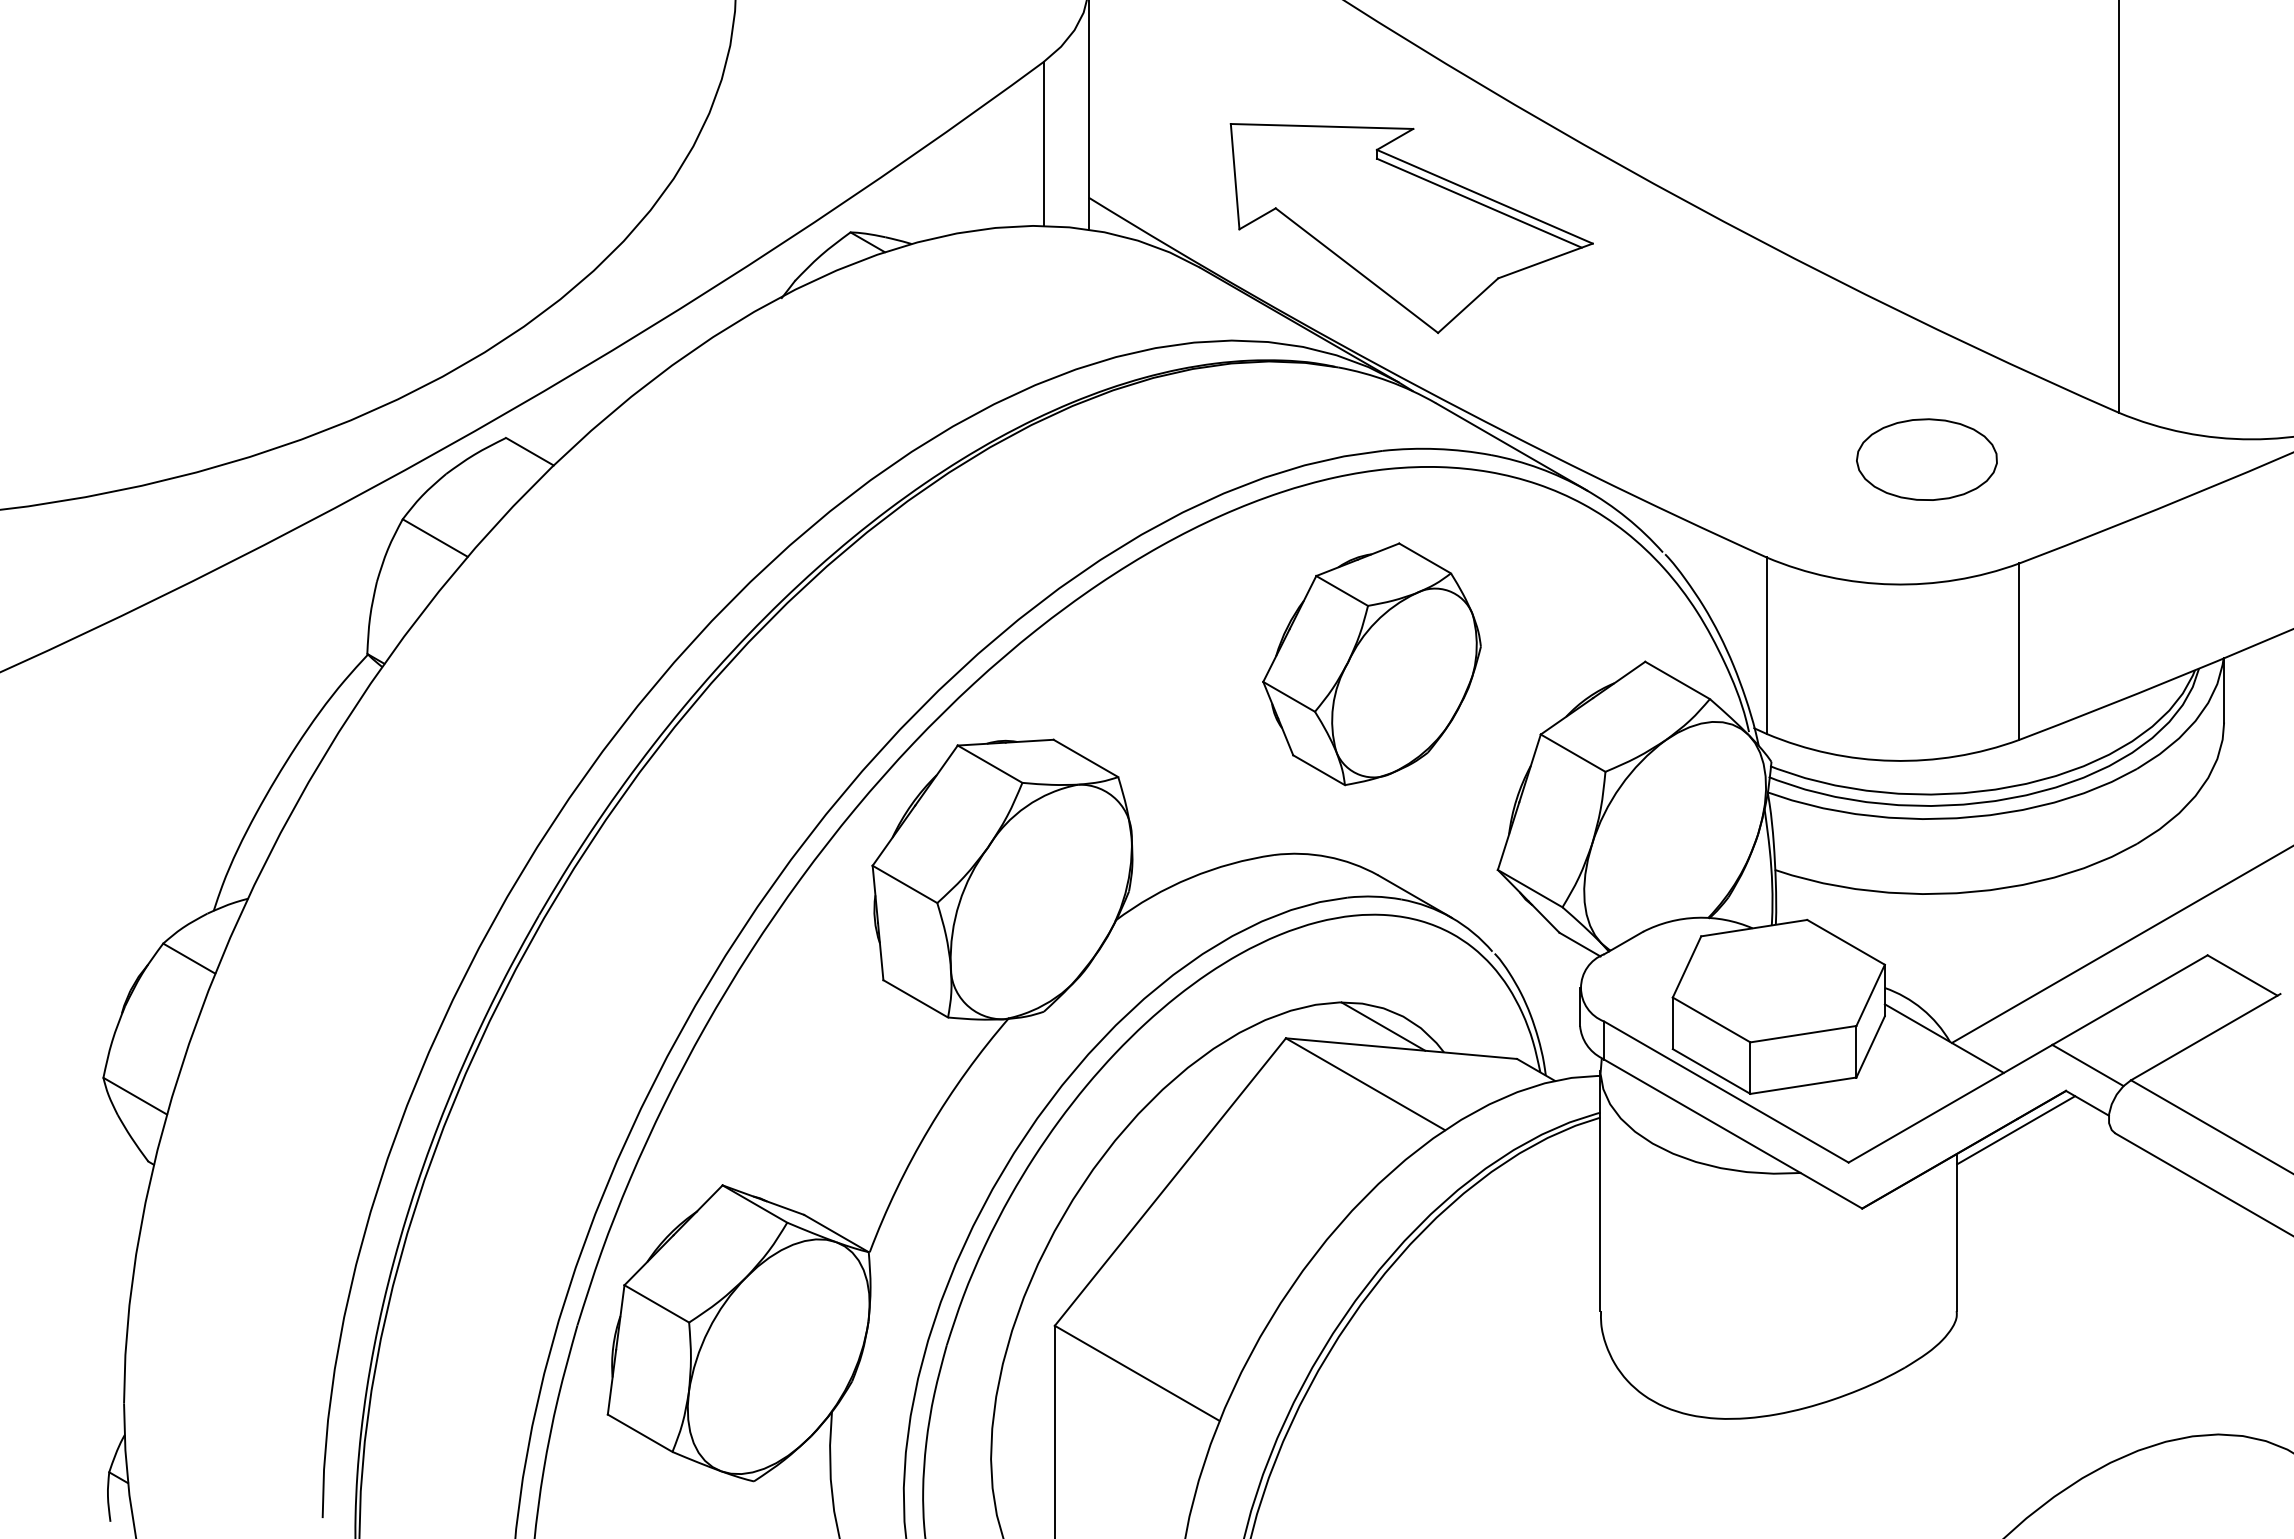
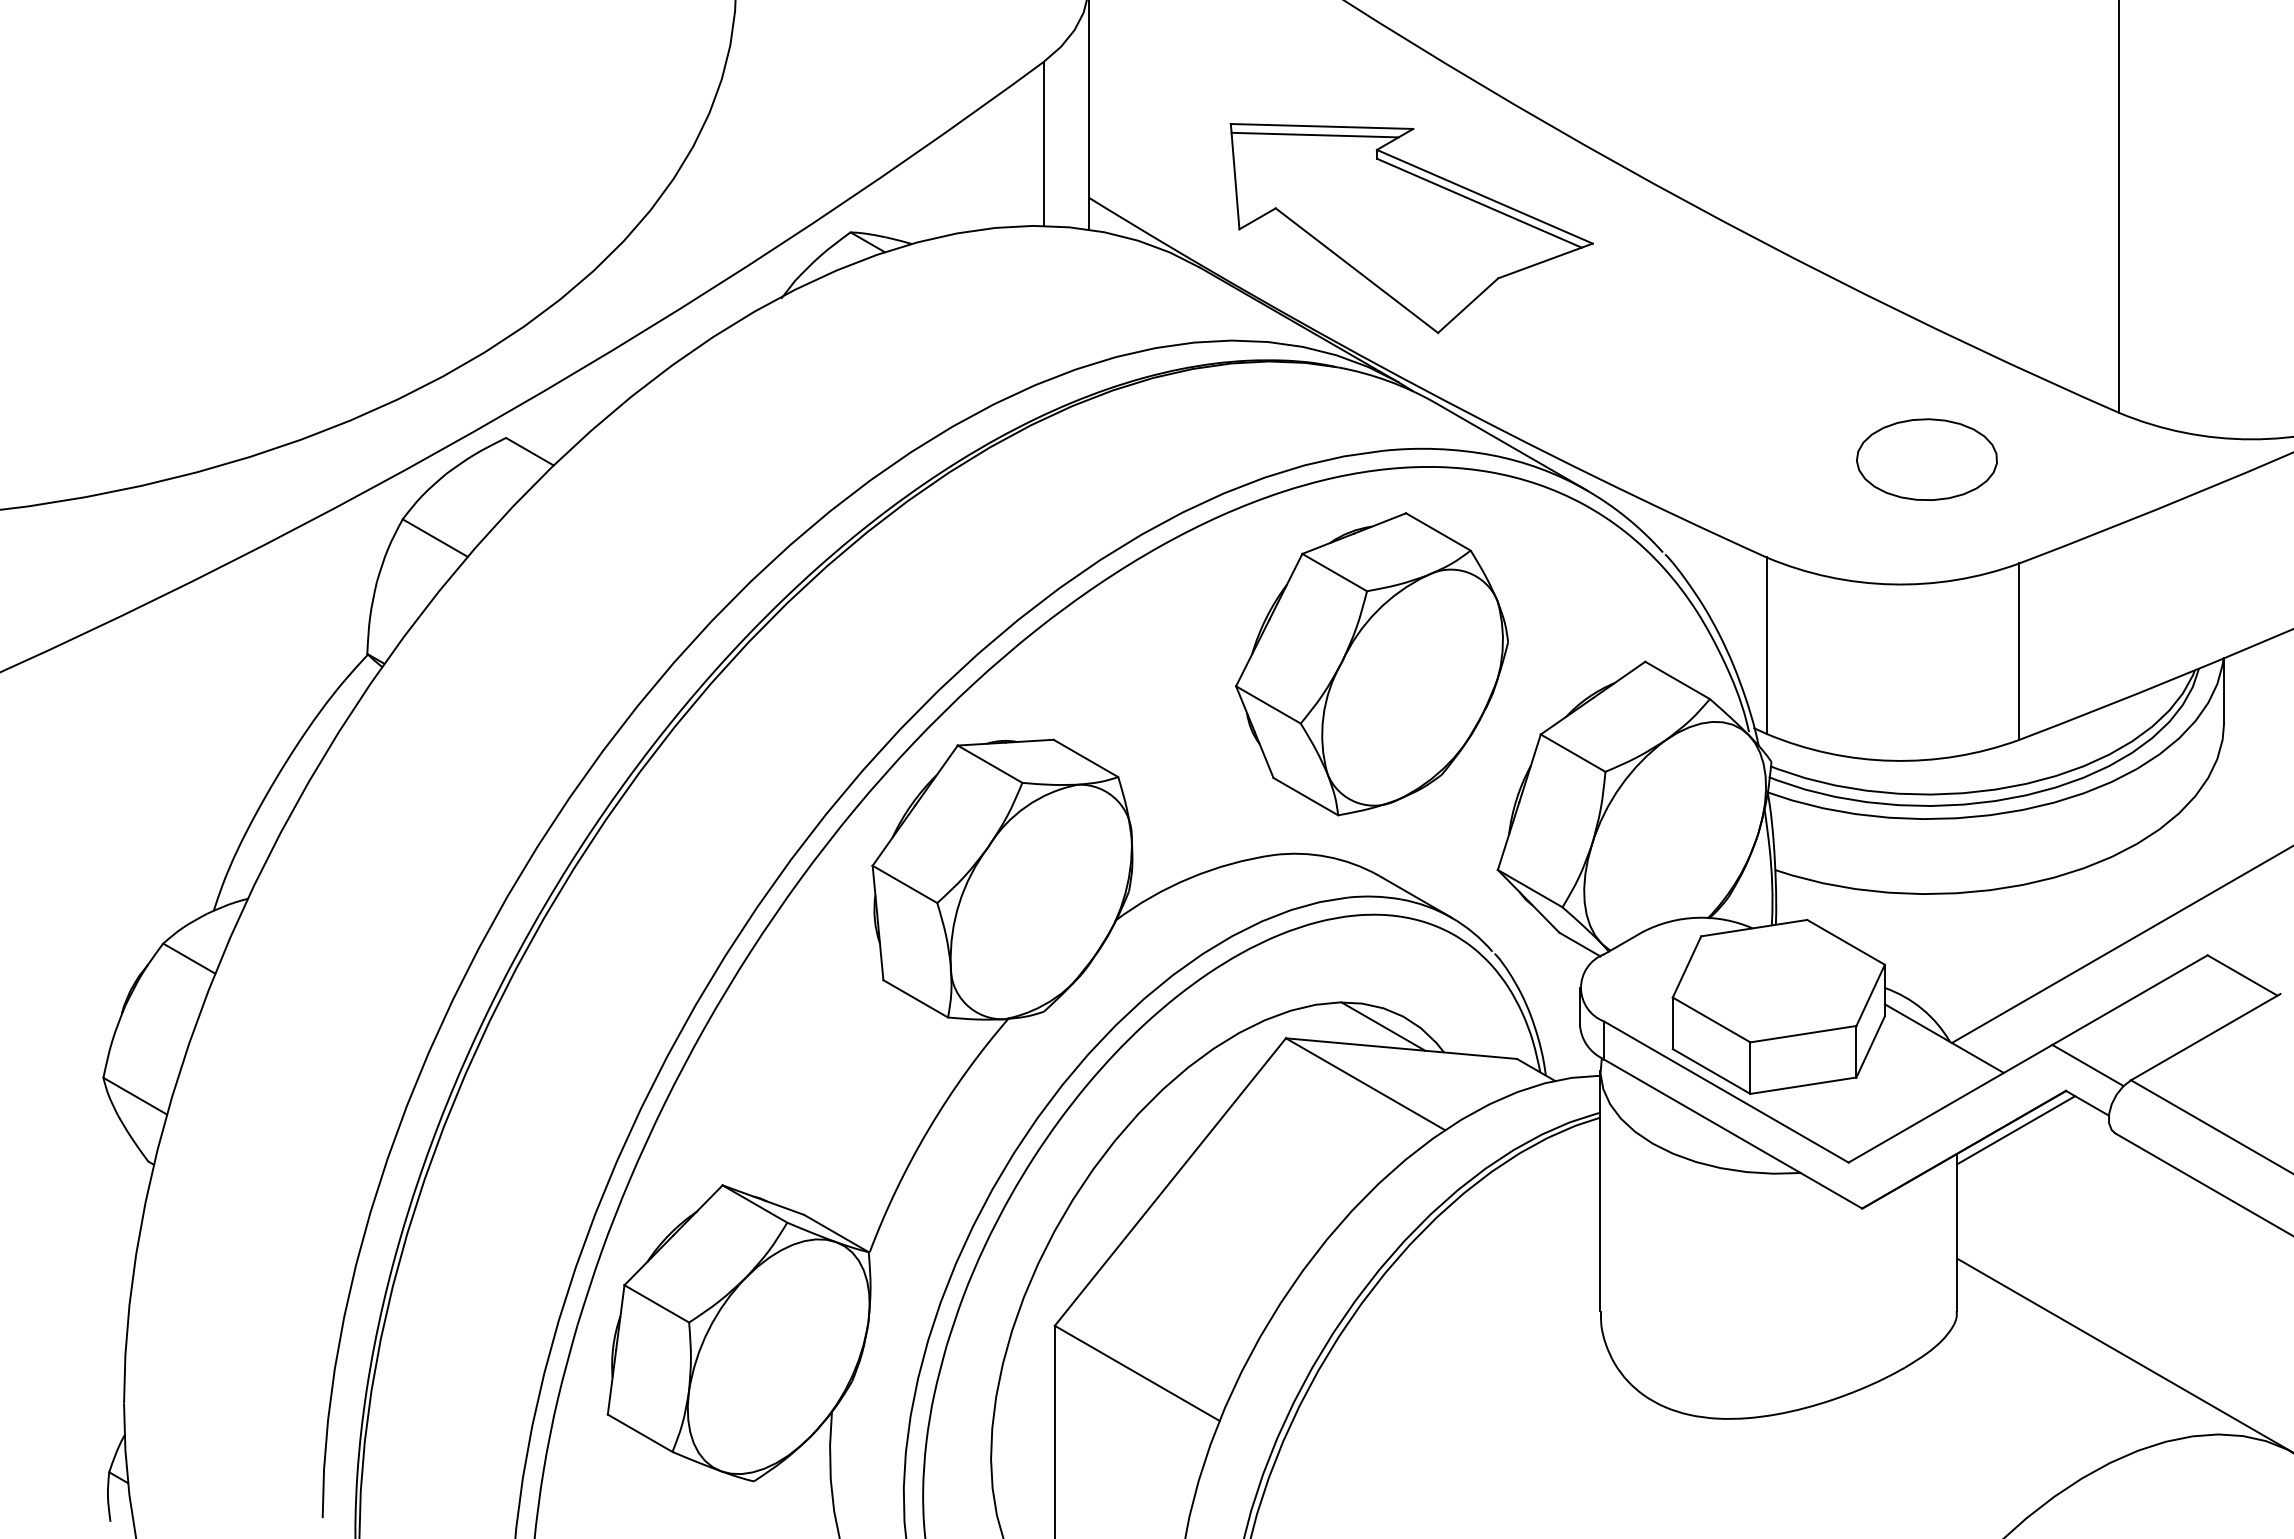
line: none -> present (1314, 134)
part size: 220x245 px -> 274x305 px (1371, 664)
line: none -> present (2123, 1354)
